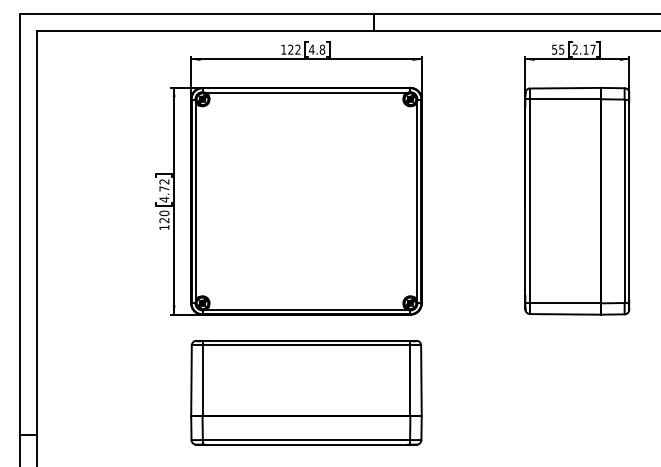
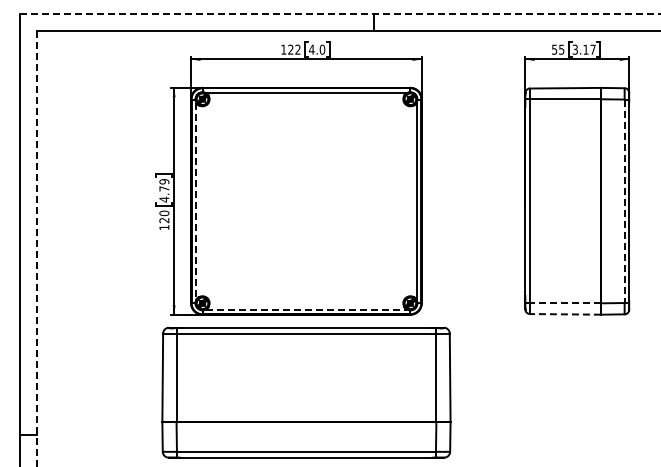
line: solid -> dashed (340, 13)
text: 4.8 -> 4.0 (322, 49)
text: 2.17 -> 3.17 (574, 49)
text: 4.72 -> 4.79 (164, 181)
line: solid -> dashed (196, 201)
line: solid -> dashed (624, 201)
line: solid -> dashed (36, 248)
line: solid -> dashed (564, 303)
line: solid -> dashed (306, 309)
line: solid -> dashed (564, 314)
part size: 233x106 px -> 291x133 px (306, 392)
